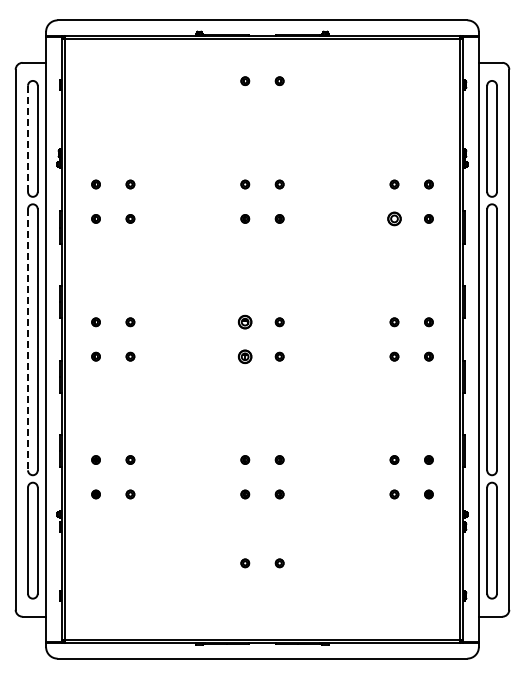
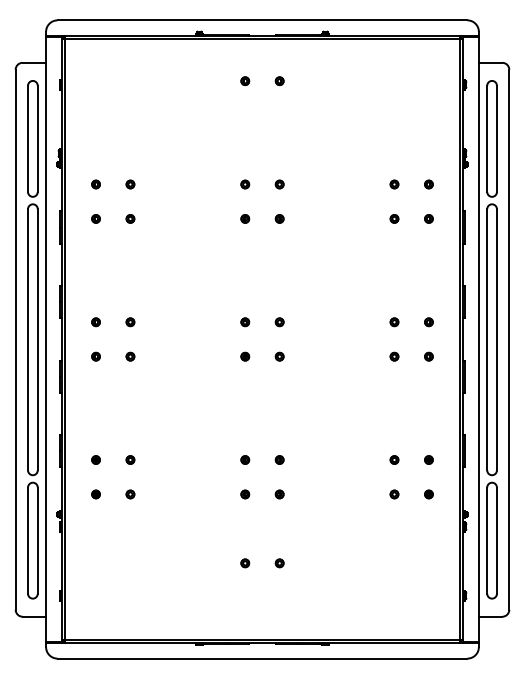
line: dashed -> solid (28, 139)
part size: 15x16 px -> 11x10 px (394, 218)
part size: 16x16 px -> 11x11 px (245, 322)
line: dashed -> solid (28, 339)
part size: 16x15 px -> 11x11 px (245, 356)
